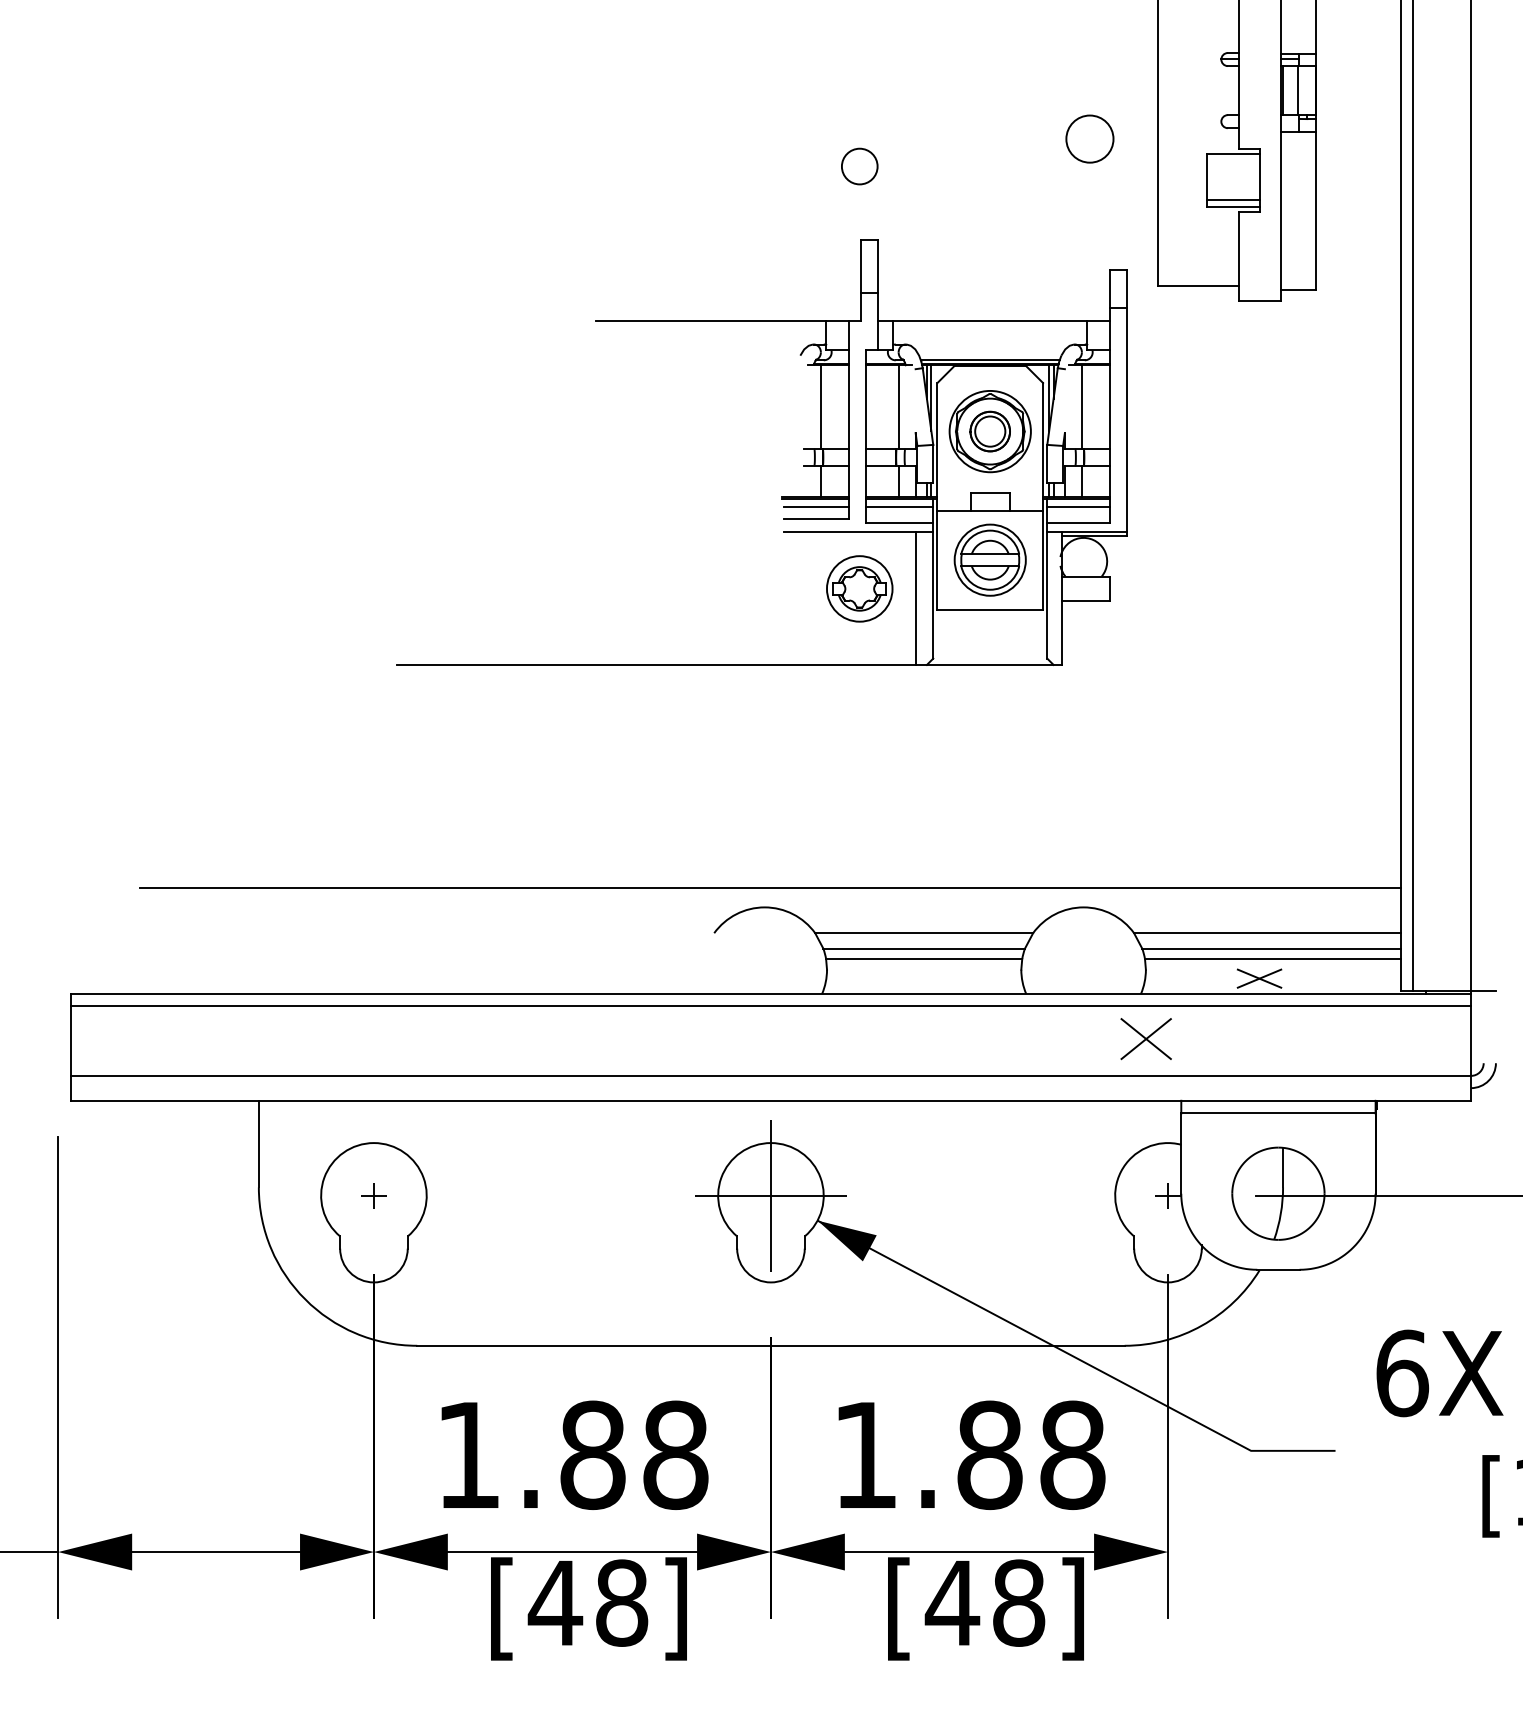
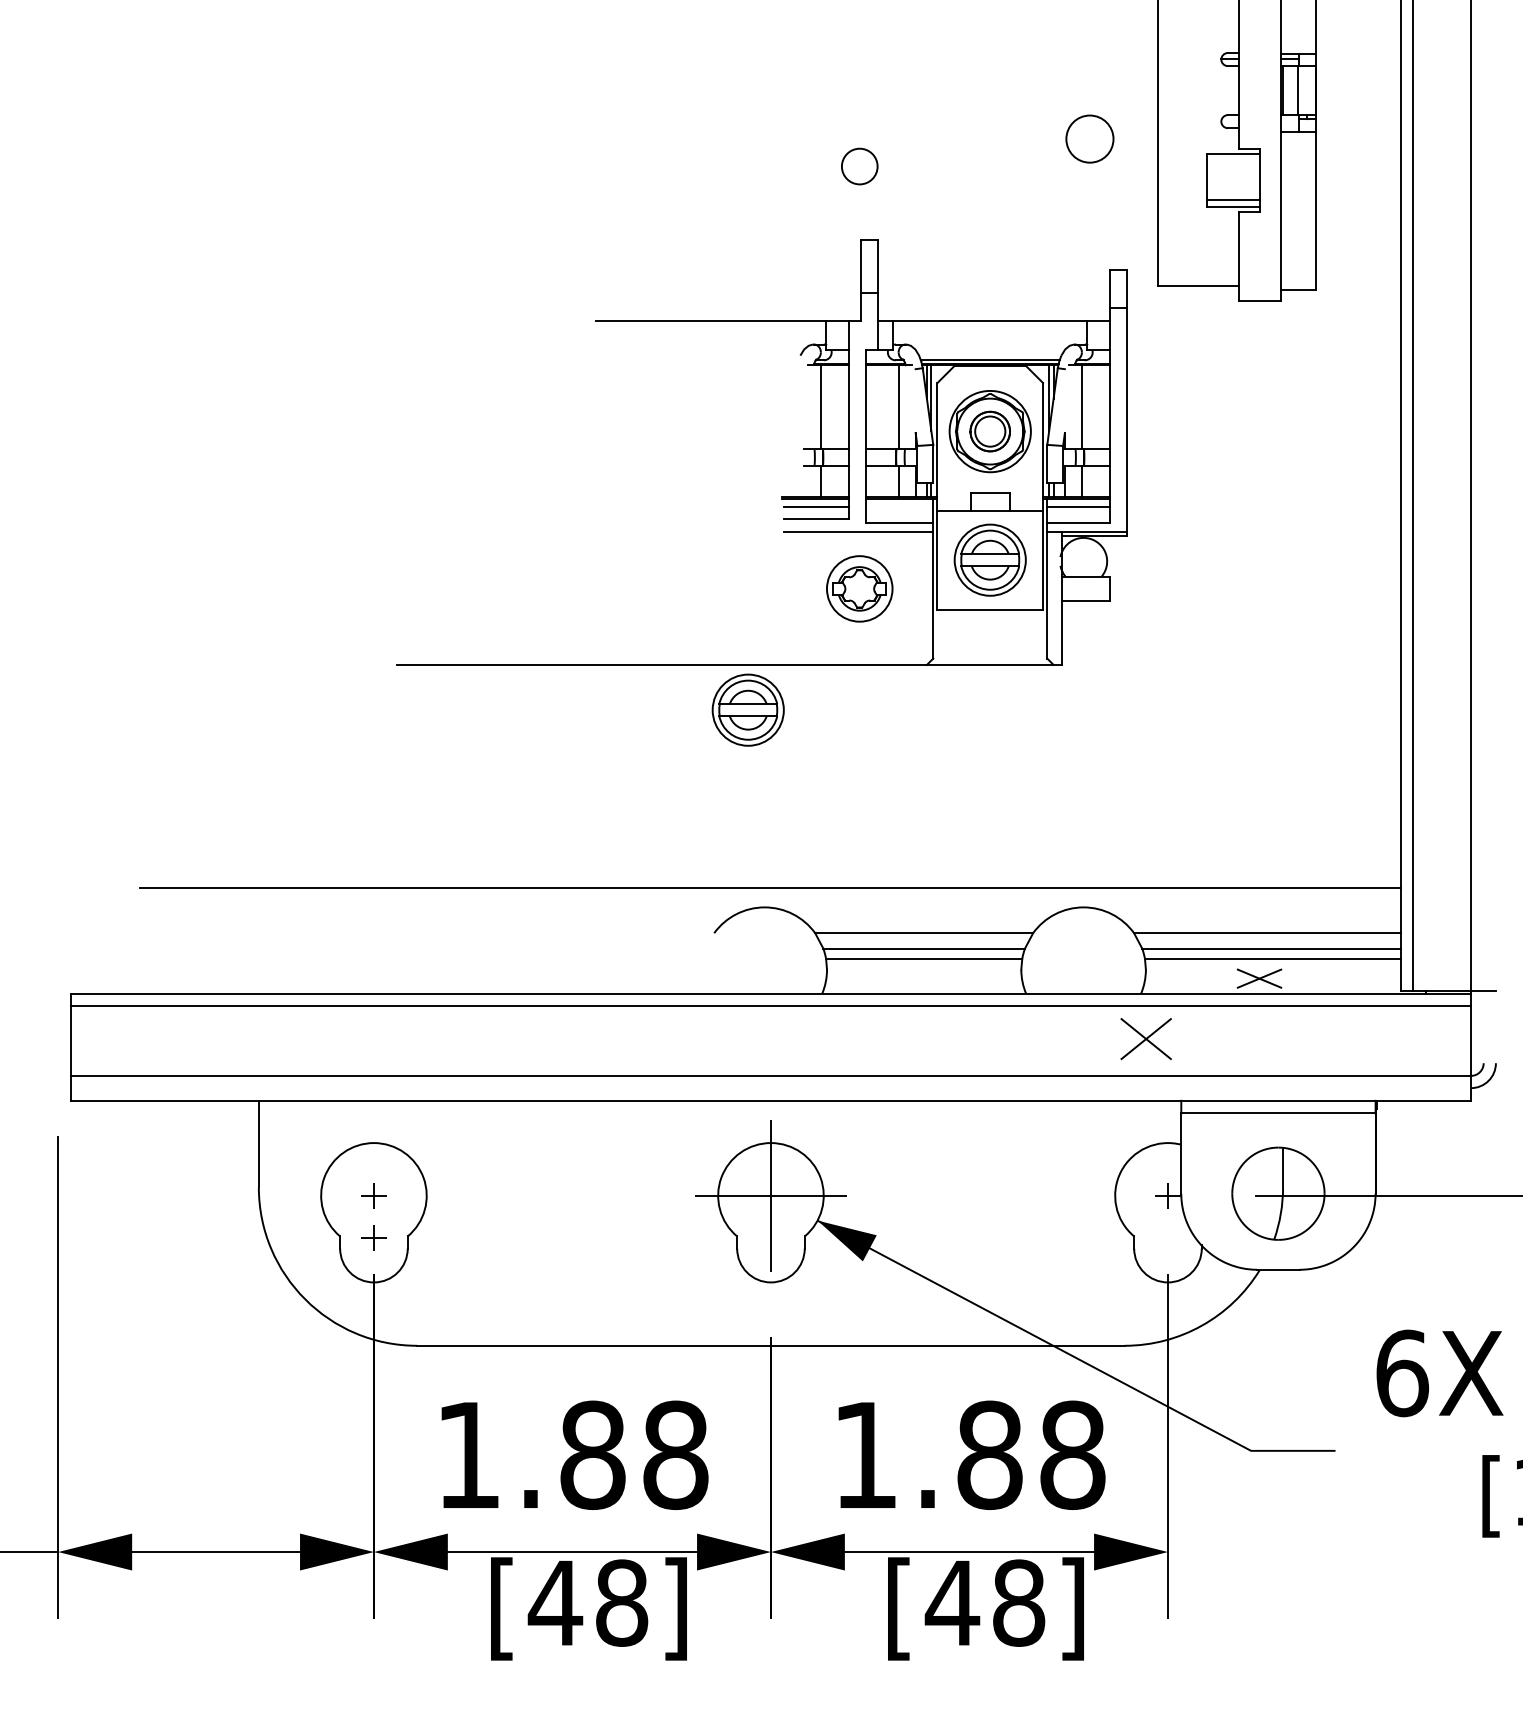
line: present -> none (899, 506)
line: present -> none (916, 597)
part: none -> present (747, 709)
part: none -> present (373, 1237)
